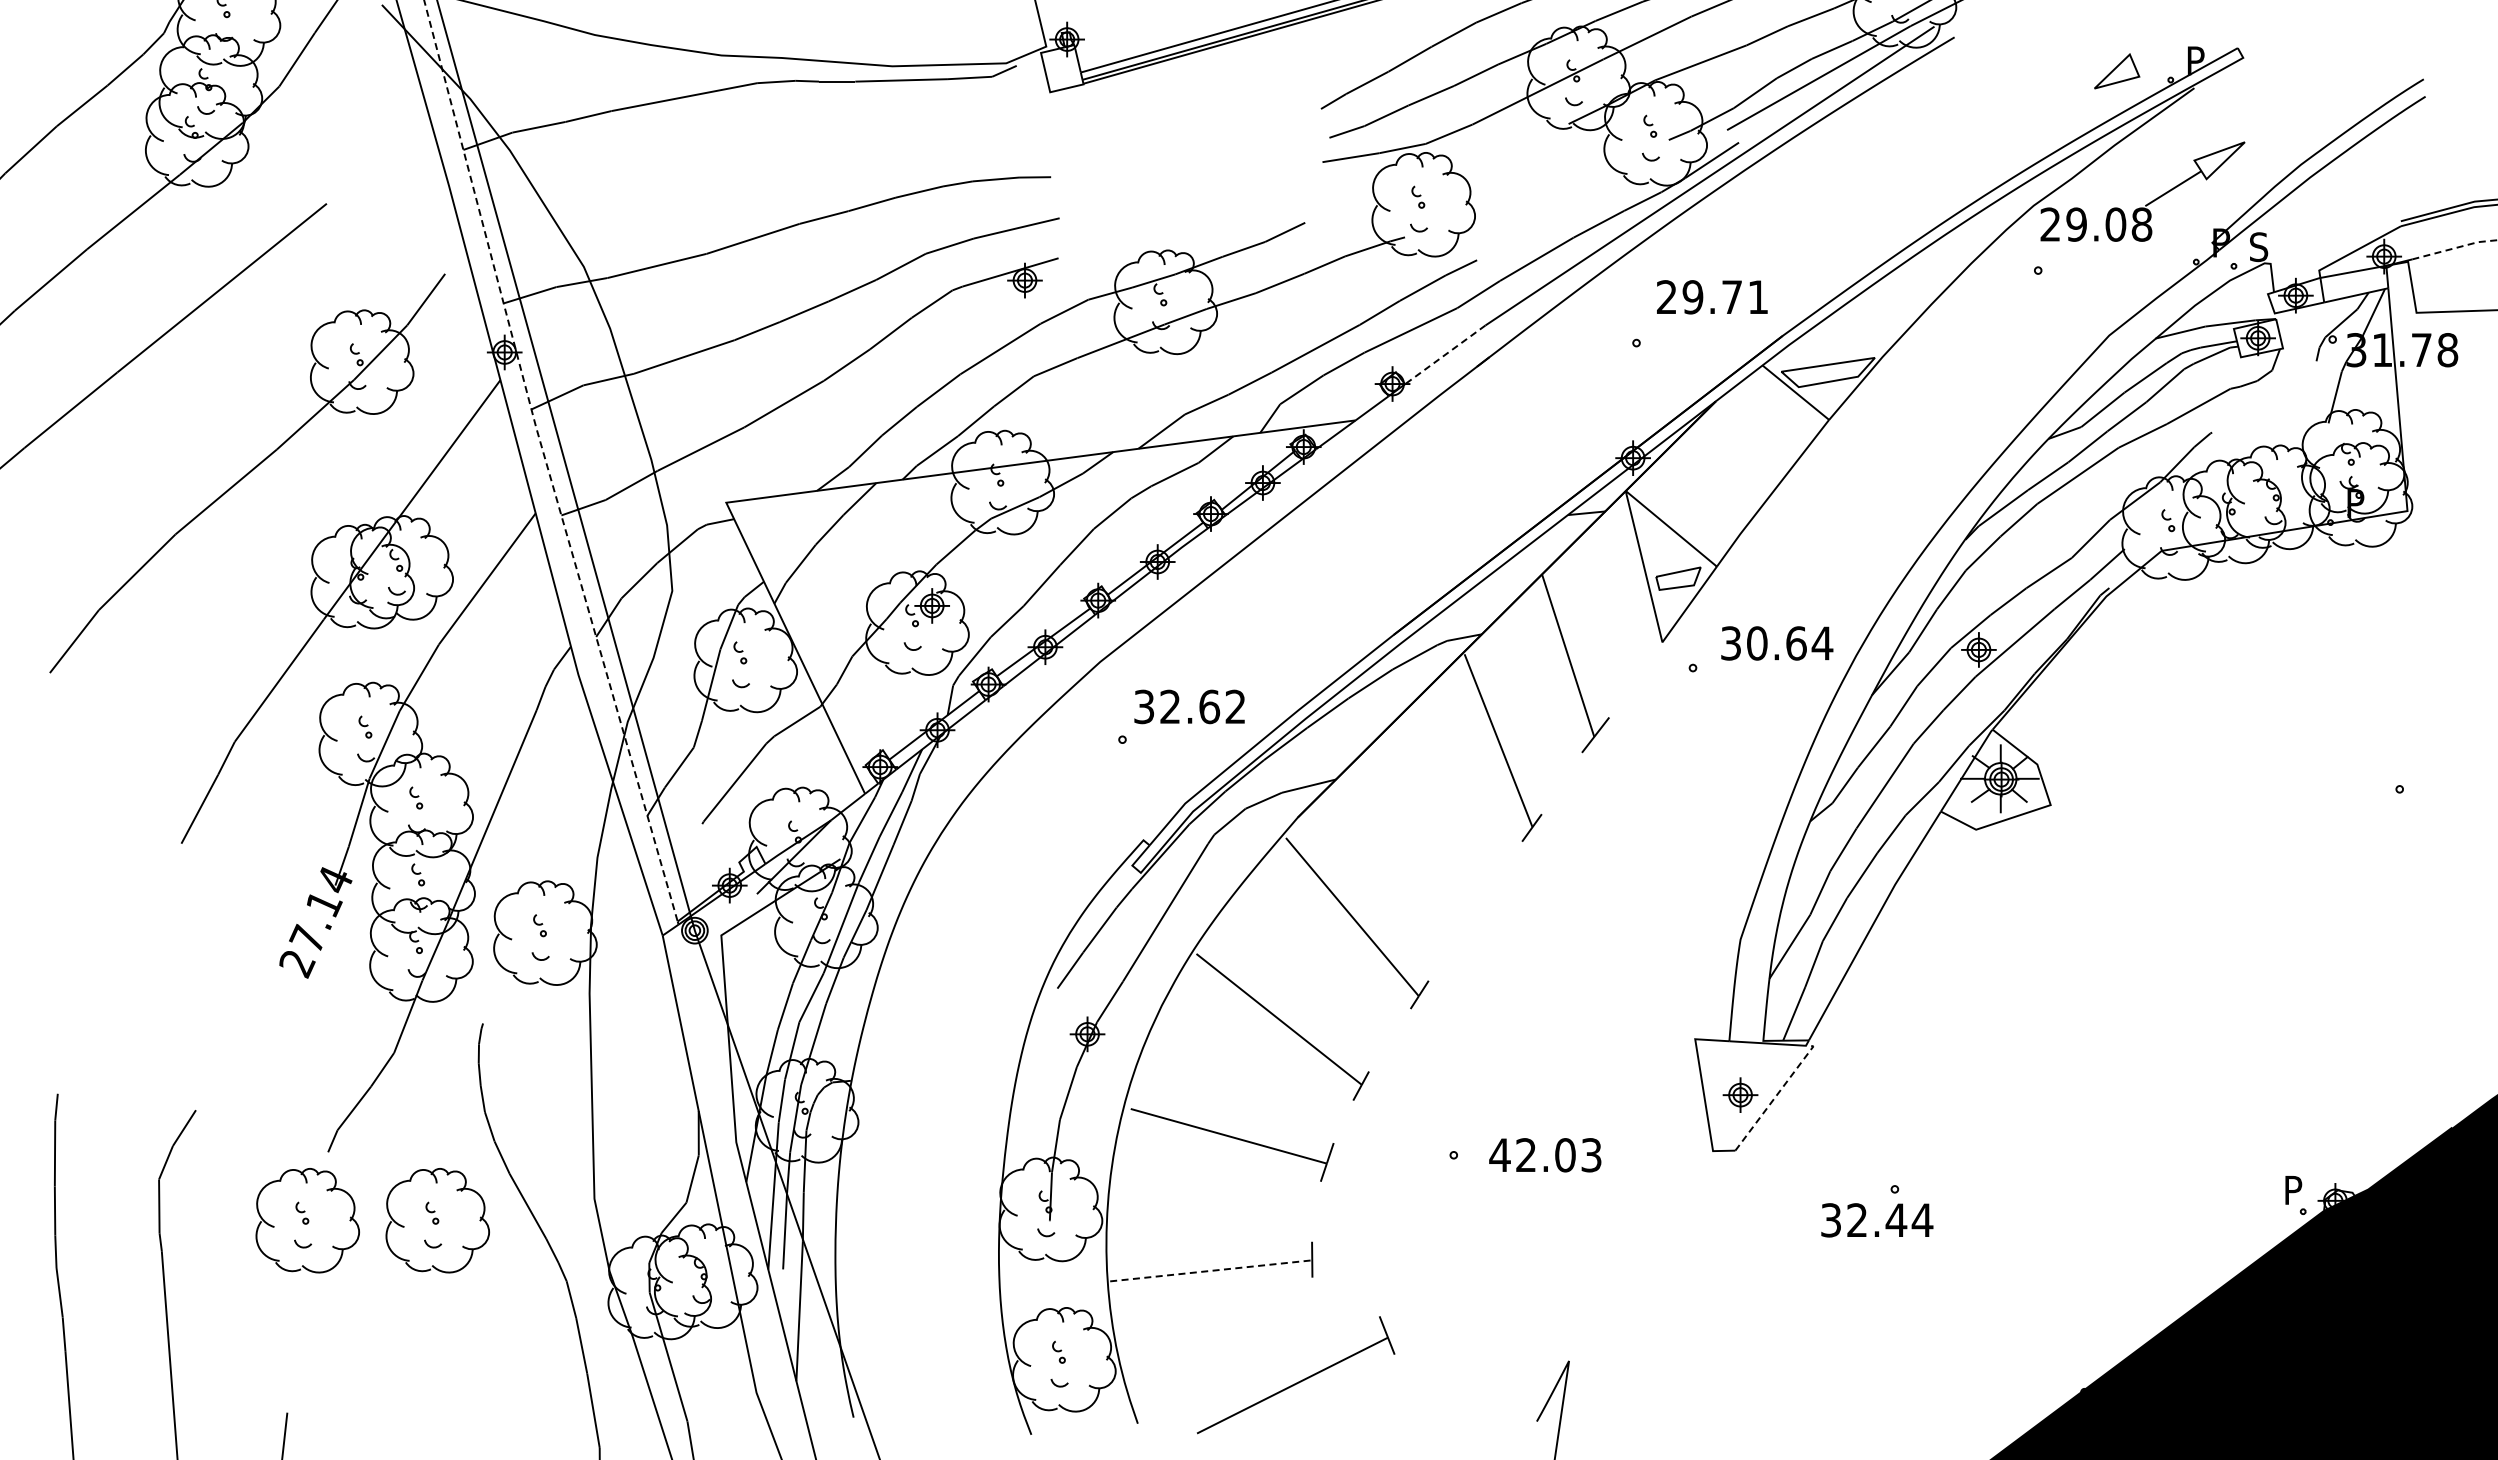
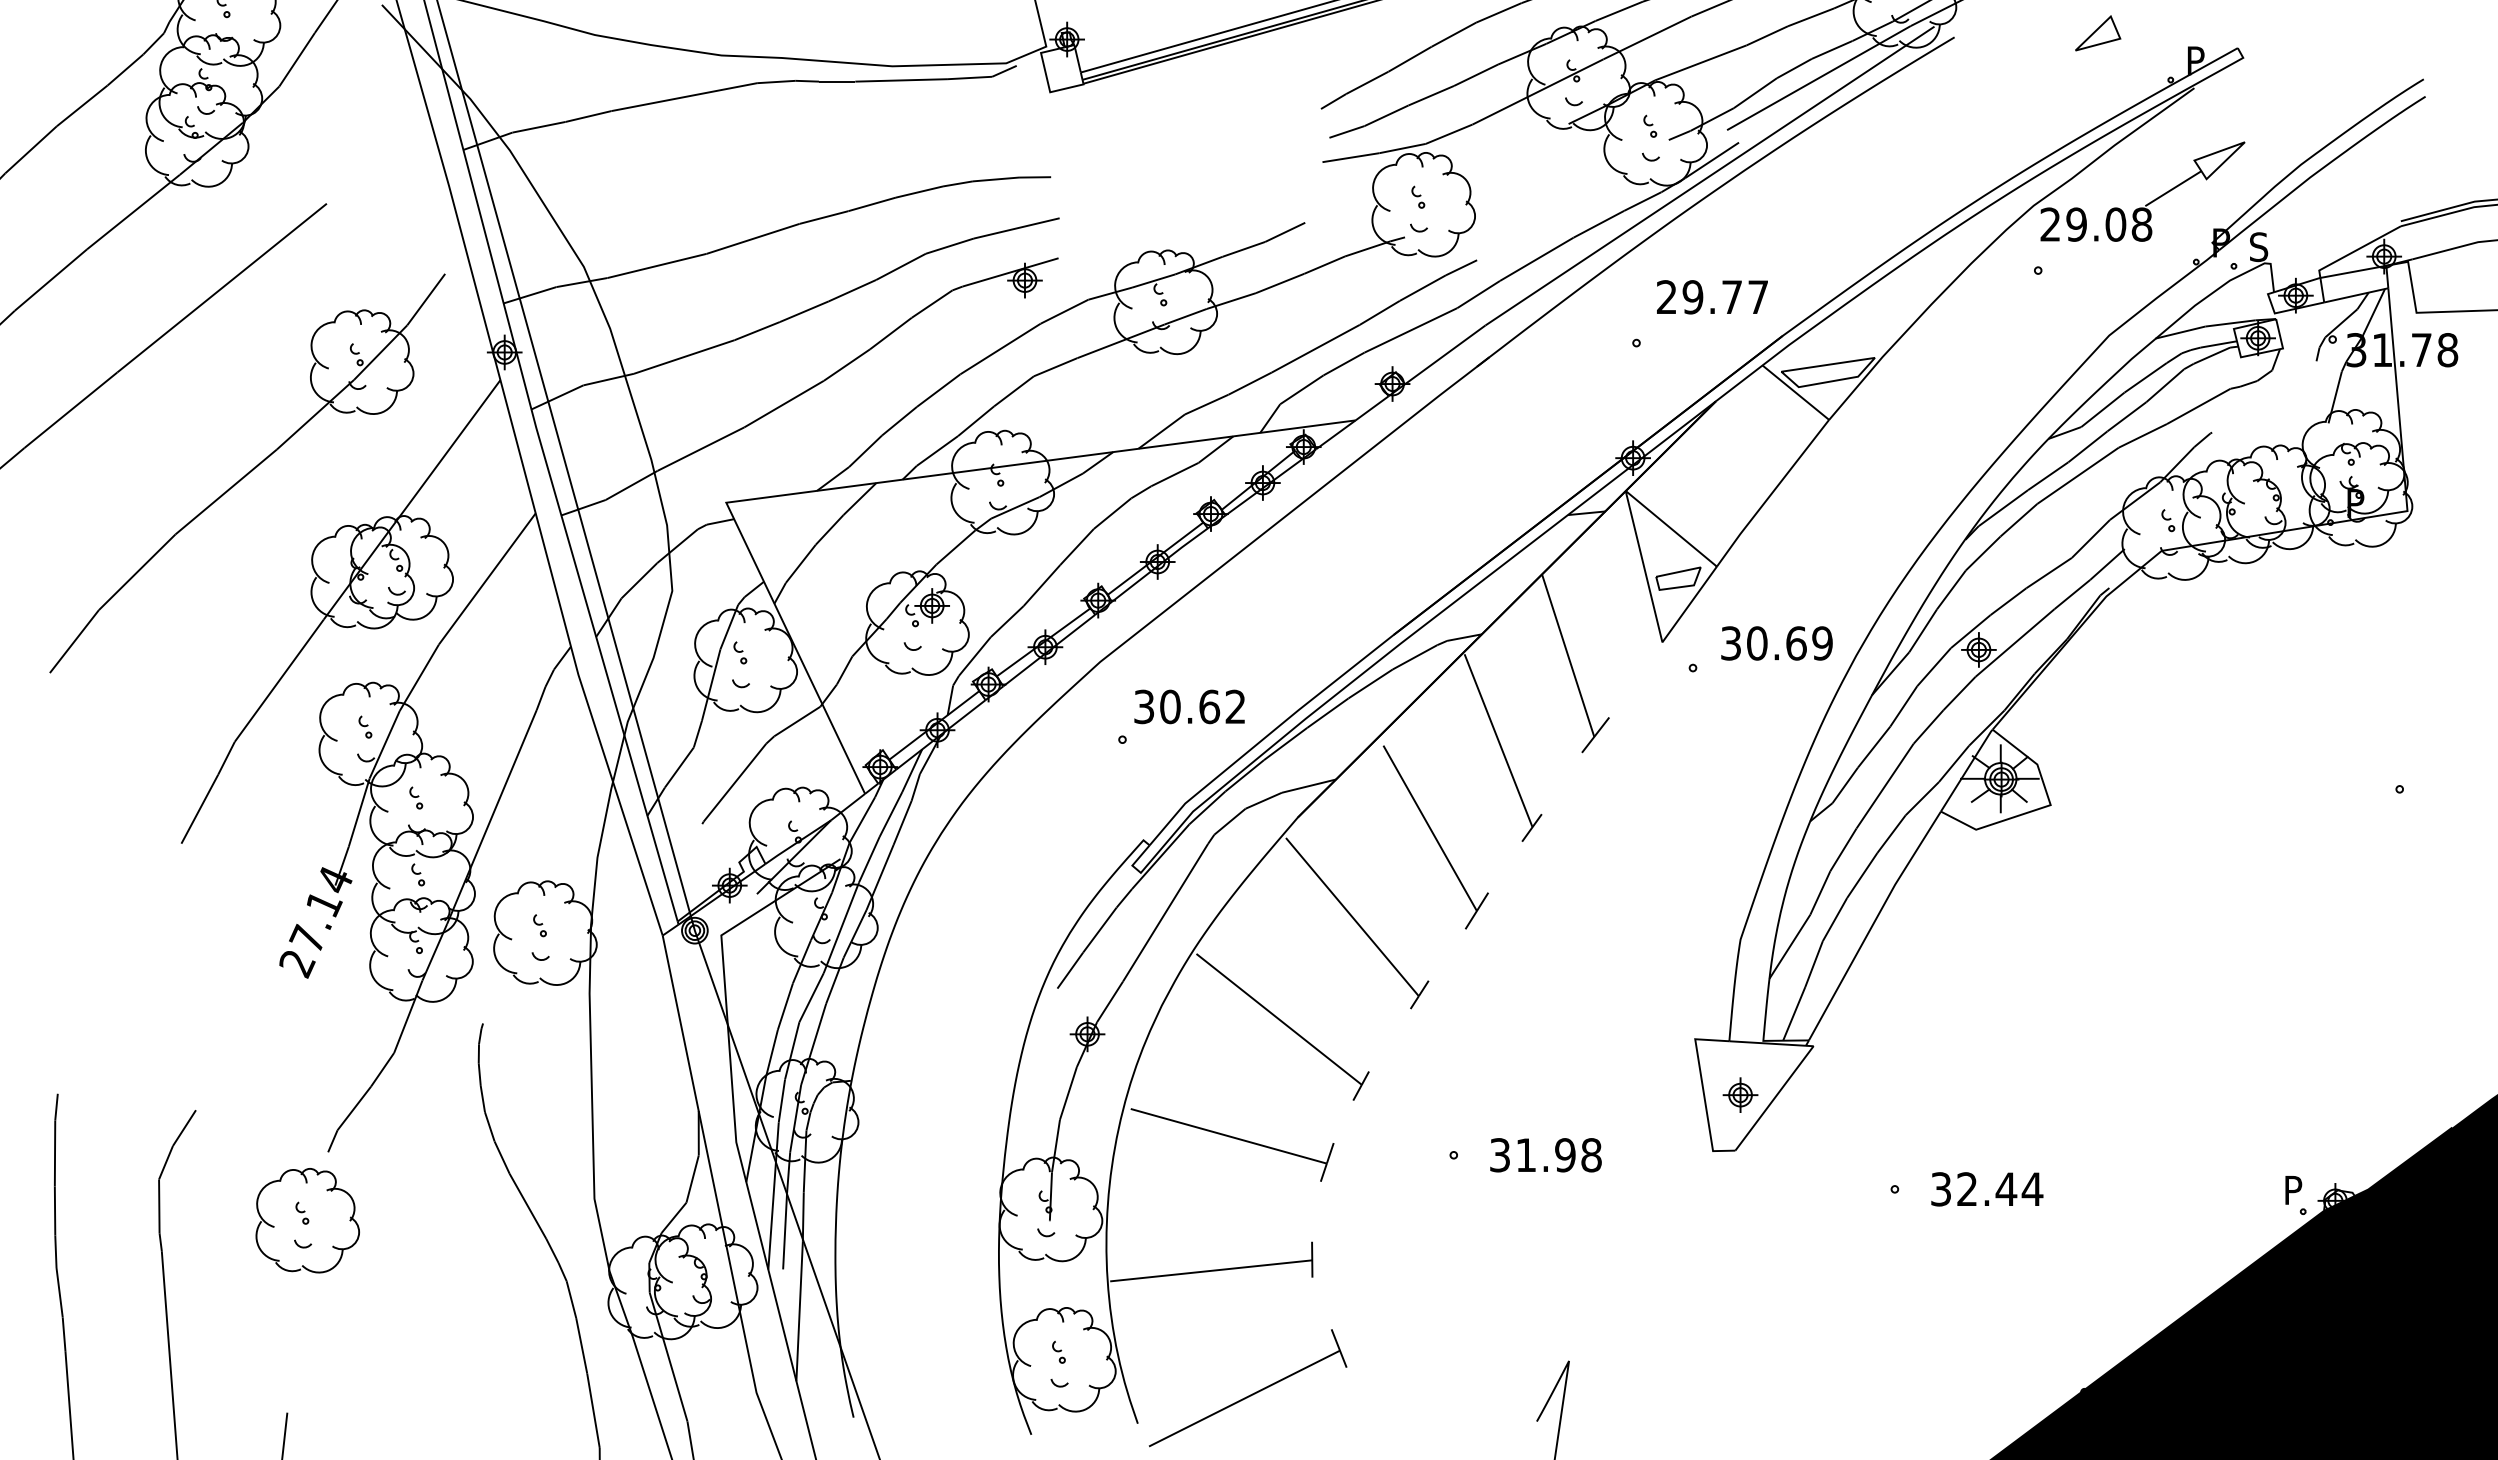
part position: (2117, 71) -> (2098, 33) (2098, 33)
line: dashed -> solid (2455, 247)
text: 29.71 -> 29.77 (1757, 296)
line: dashed -> solid (1445, 354)
line: dashed -> solid (546, 462)
text: 30.64 -> 30.69 (1822, 643)
text: 32.62 -> 30.62 (1170, 706)
part: none -> present (1435, 837)
line: dashed -> solid (1777, 1094)
text: 42.03 -> 31.98 (1545, 1155)
part: present -> none (437, 1220)
text position: (1877, 1220) -> (1987, 1189) (1987, 1189)
line: dashed -> solid (1211, 1270)
part position: (1298, 1381) -> (1250, 1394) (1250, 1394)
